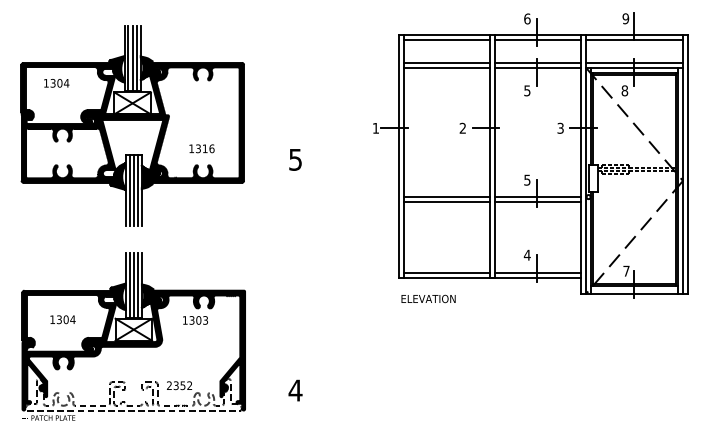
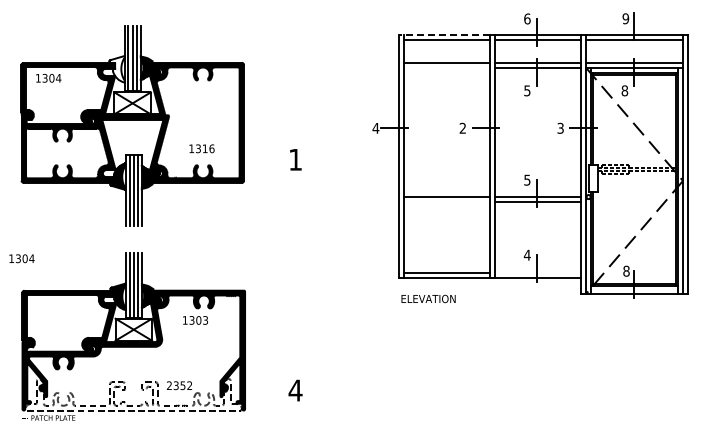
line: solid -> dashed (444, 35)
line: present -> none (446, 67)
fill: present -> none (116, 69)
text position: (56, 83) -> (48, 78) (48, 78)
text: 1 -> 4 (375, 128)
text: 5 -> 1 (295, 159)
line: present -> none (446, 201)
text: 7 -> 8 (626, 270)
line: present -> none (537, 273)
text position: (62, 319) -> (21, 258) (21, 258)
